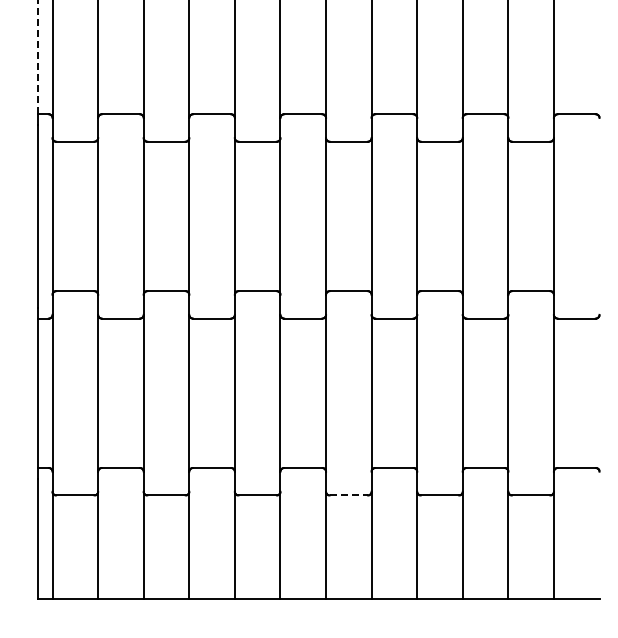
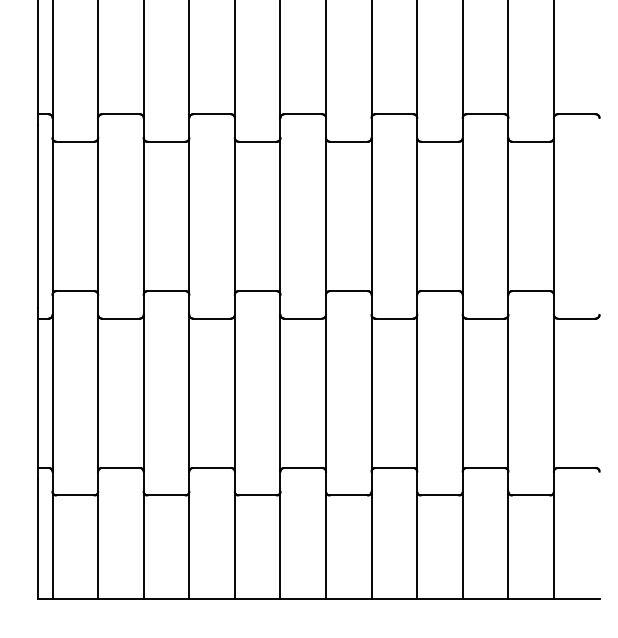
line: dashed -> solid (37, 57)
line: dashed -> solid (349, 495)
